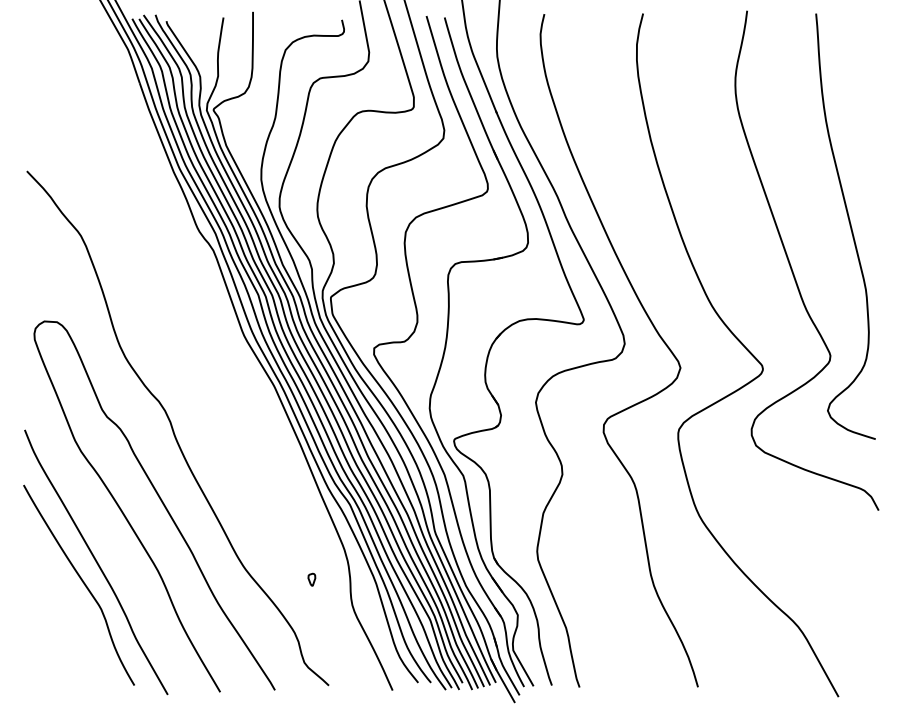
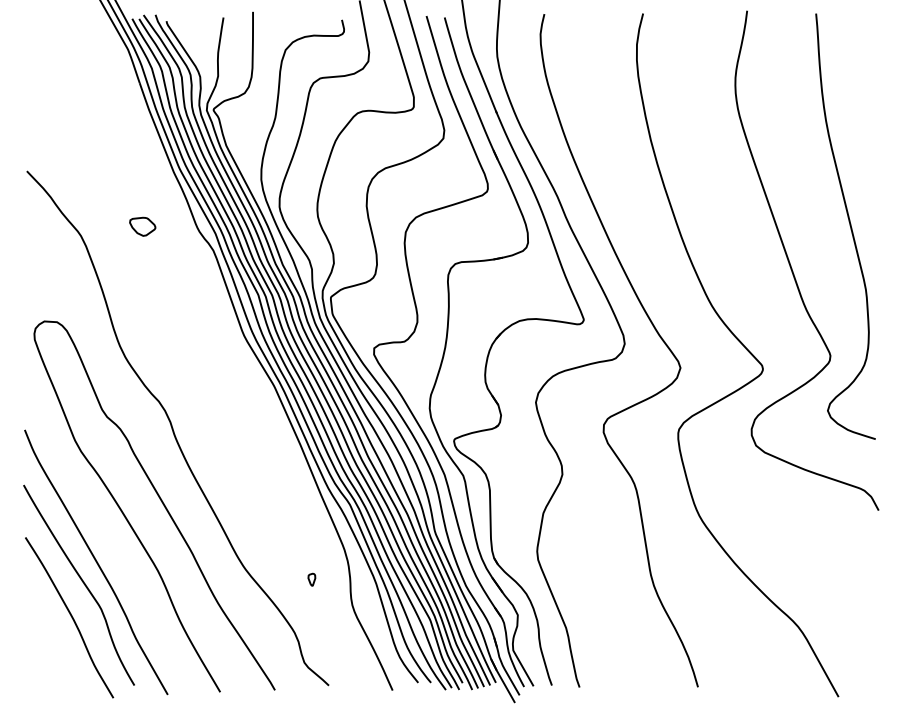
part: none -> present (142, 226)
curve: none -> present (70, 616)
